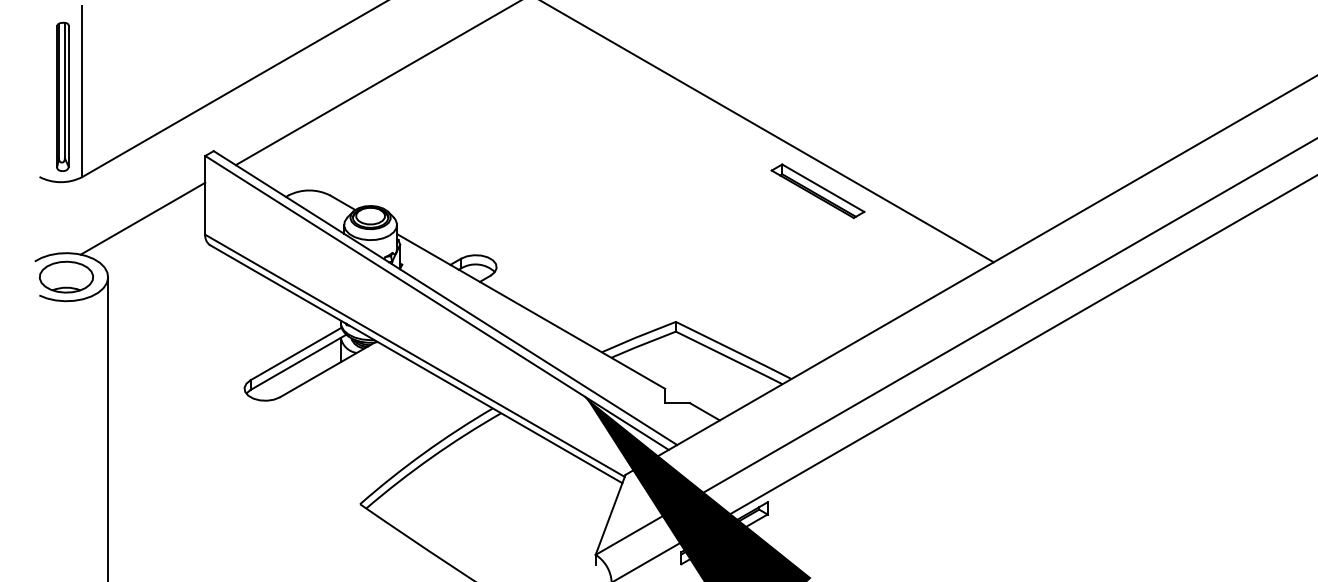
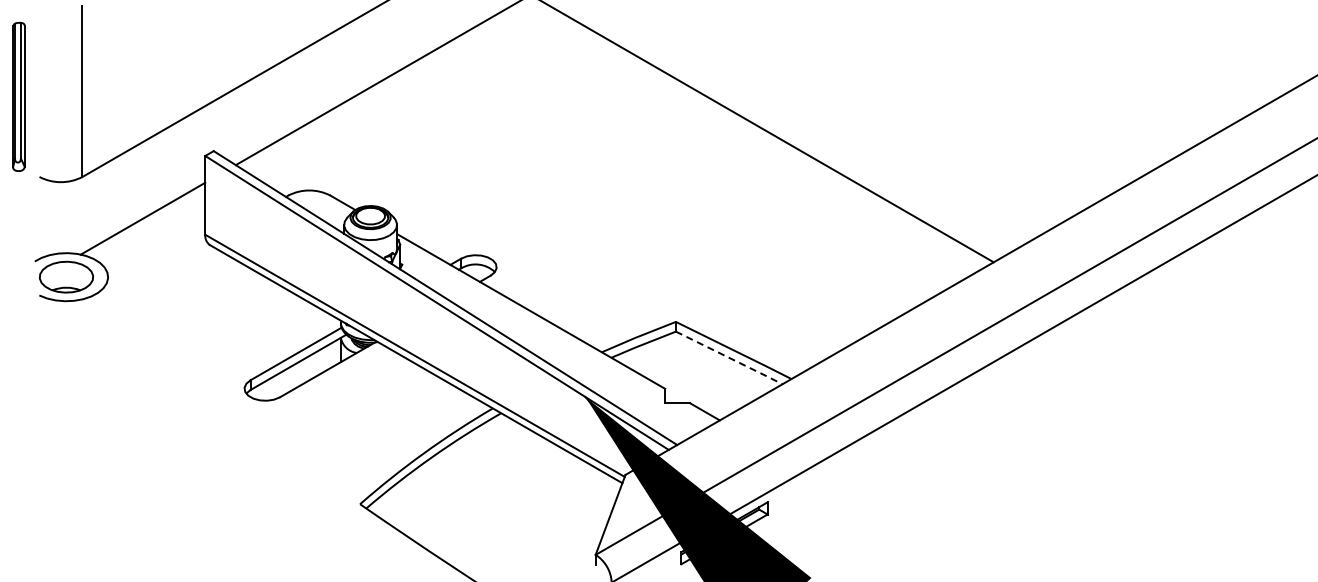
part position: (62, 96) -> (18, 96) (18, 96)
part: present -> none (817, 191)
line: solid -> dashed (730, 358)
line: present -> none (108, 427)
